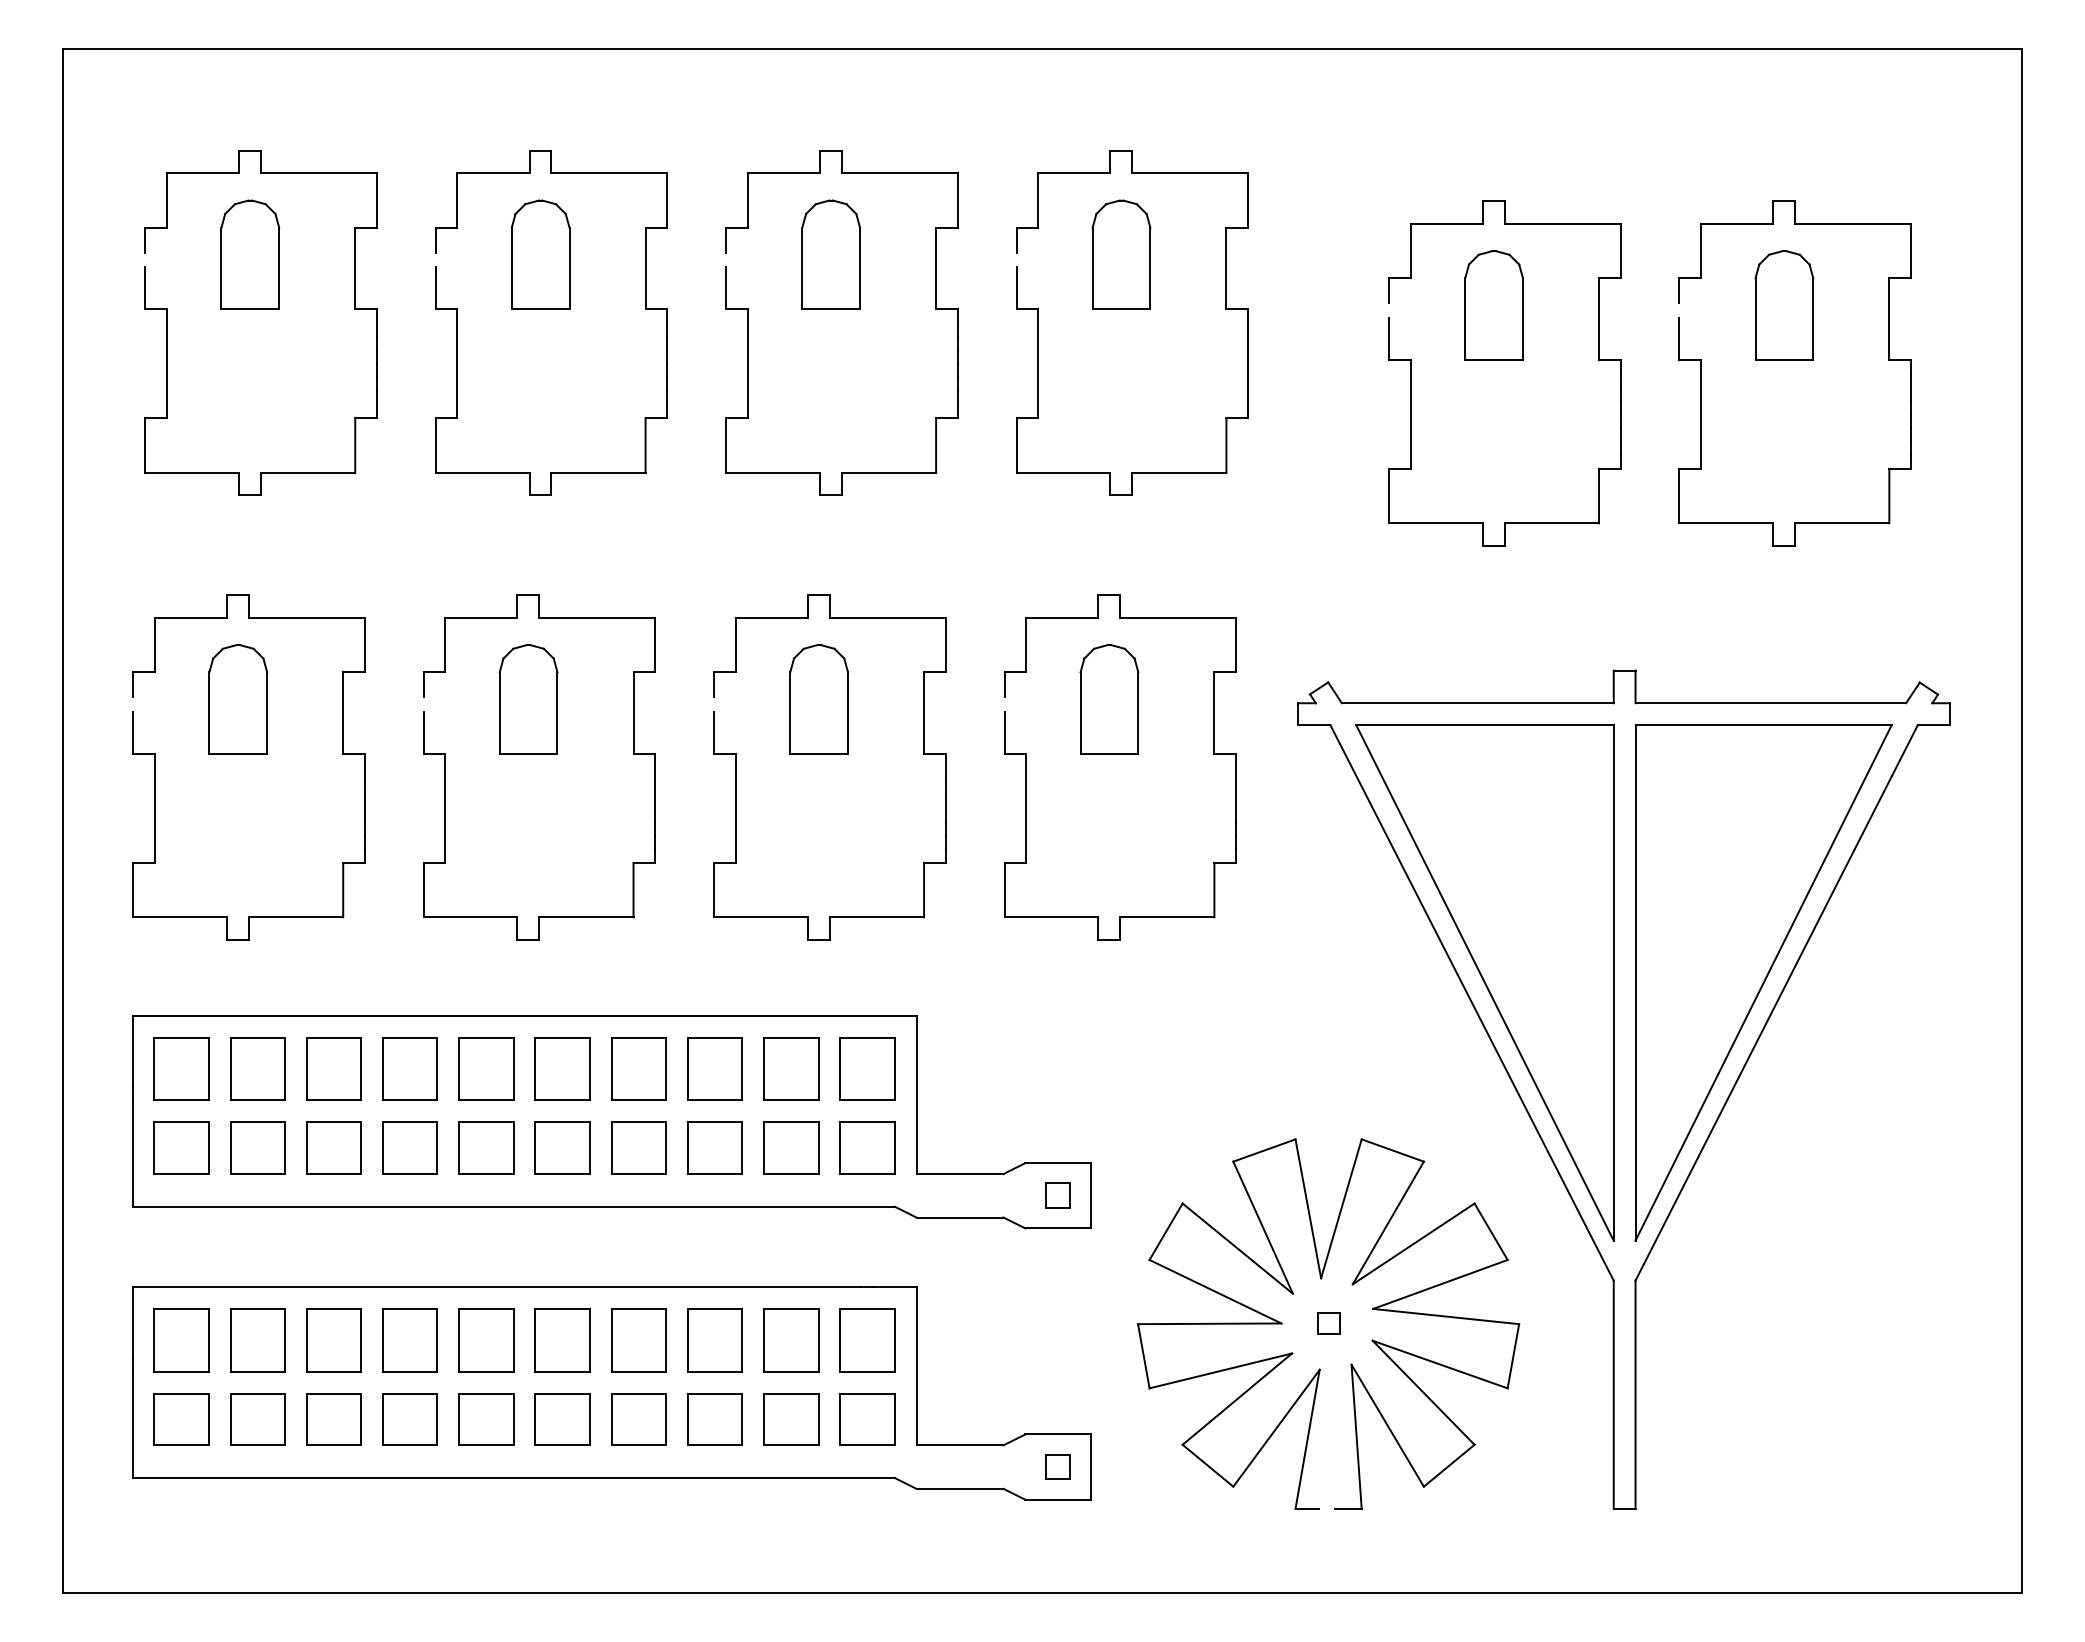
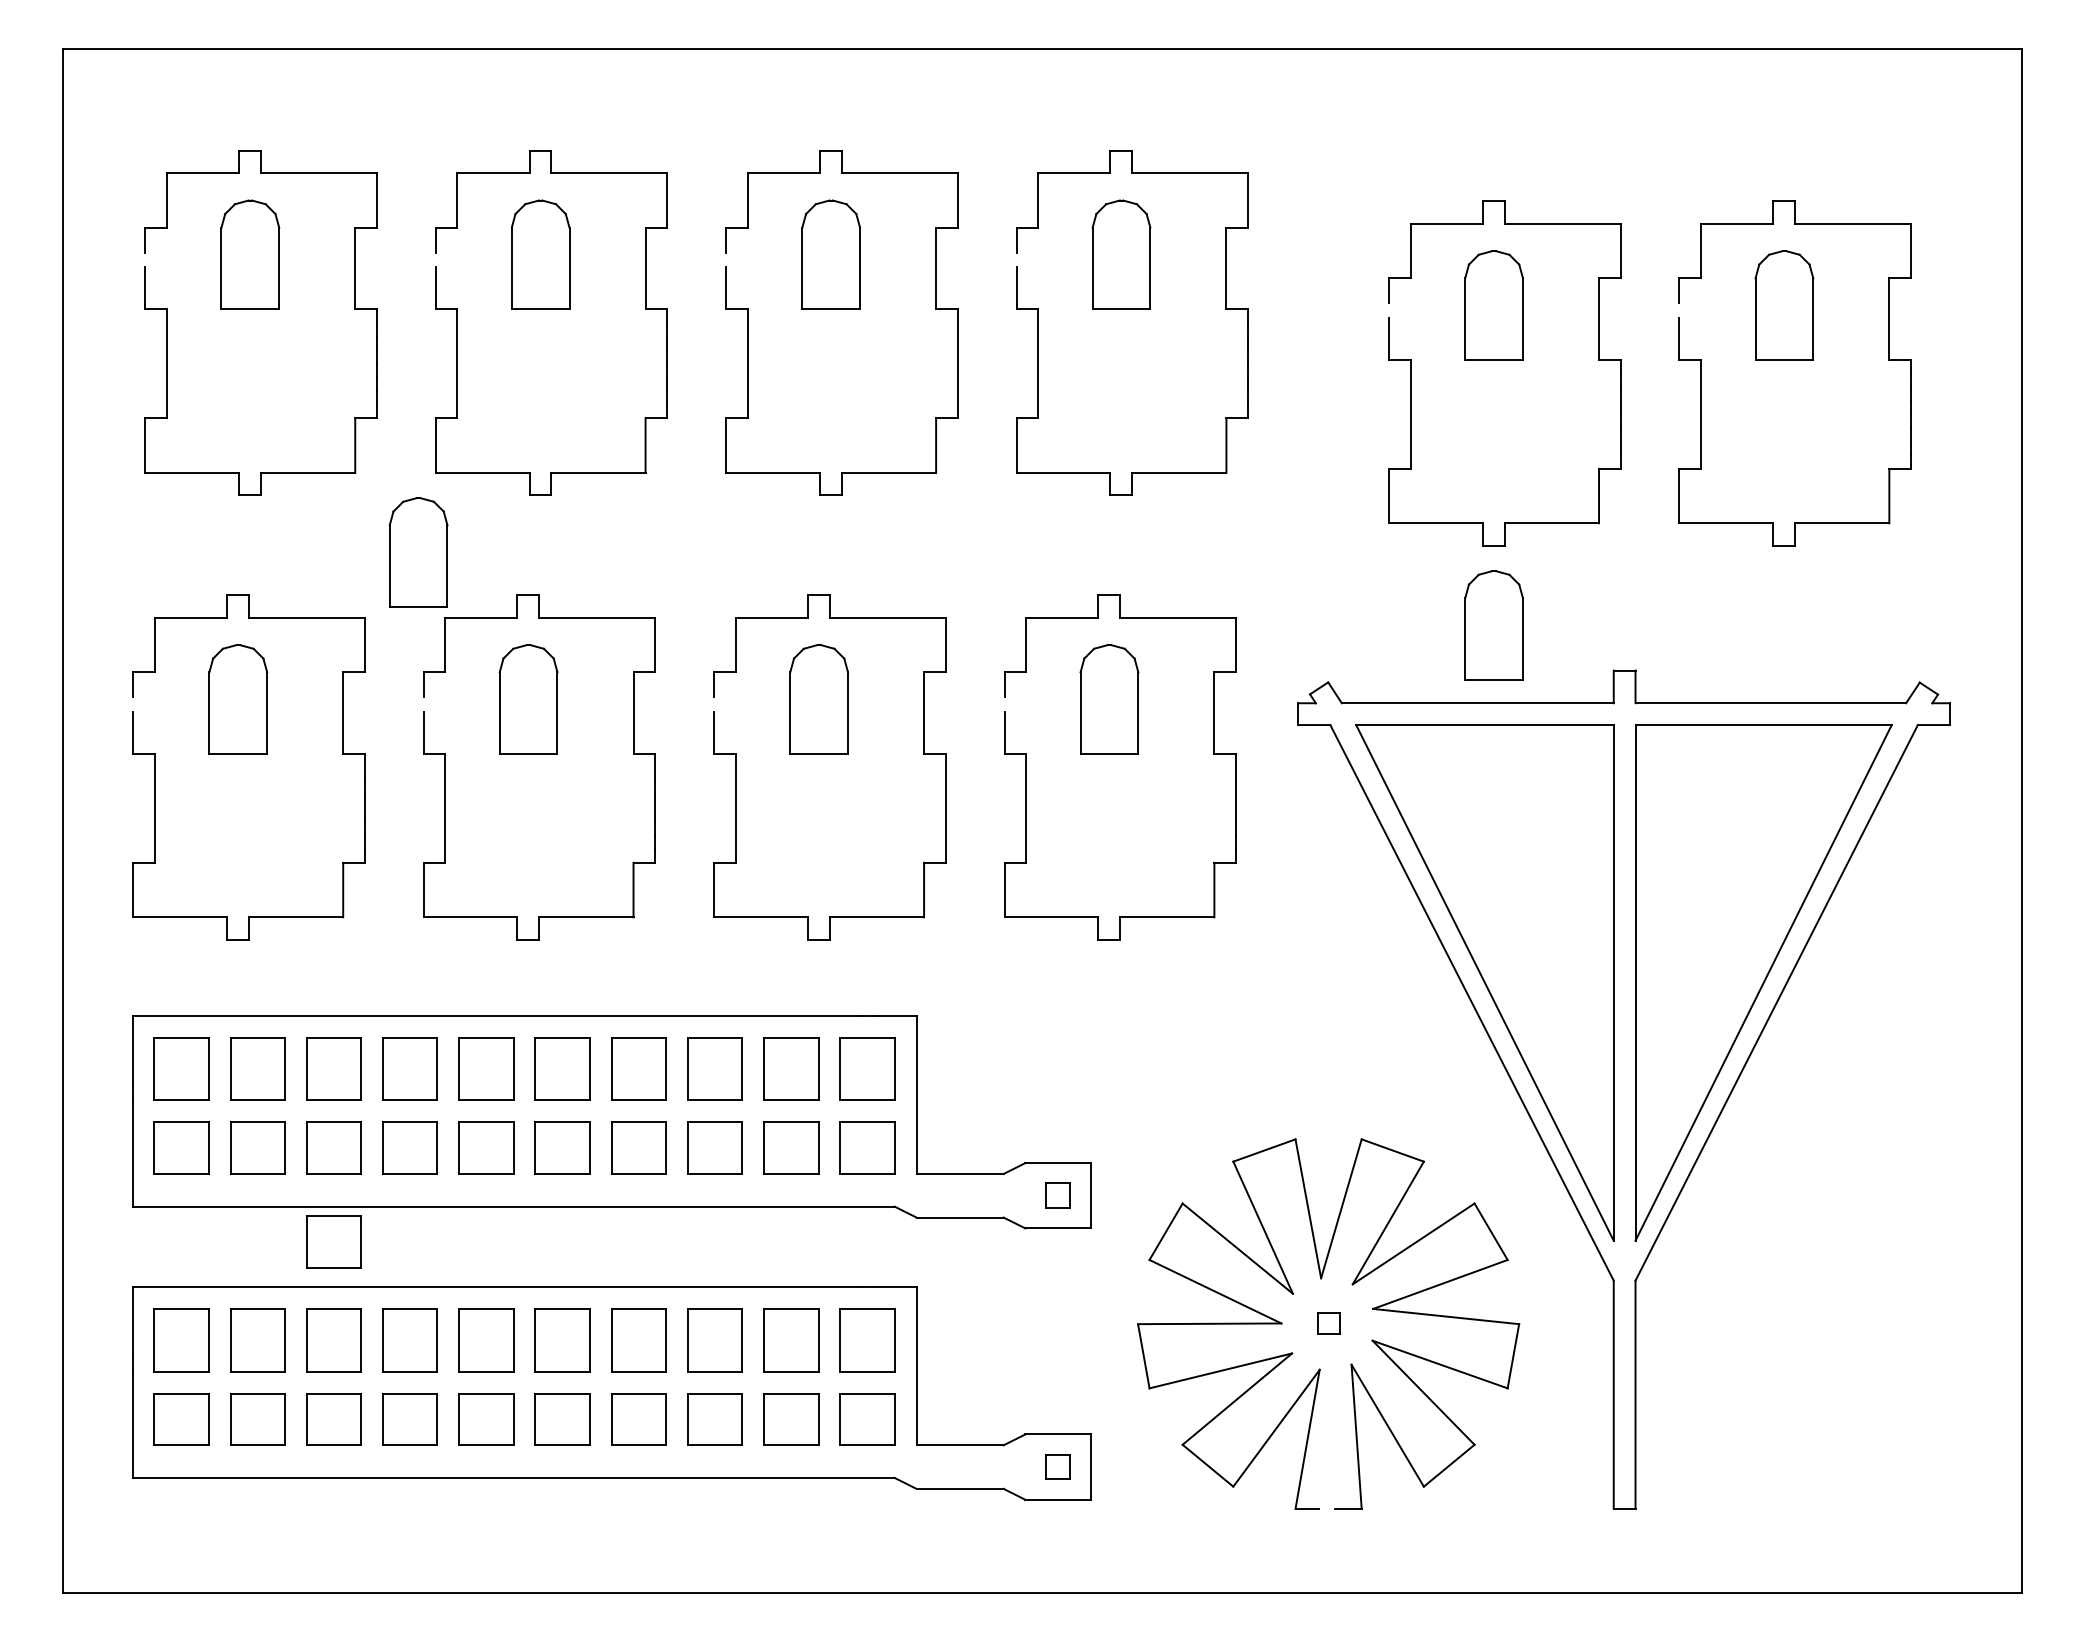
part: none -> present (418, 552)
part: none -> present (1493, 625)
part: none -> present (333, 1241)
